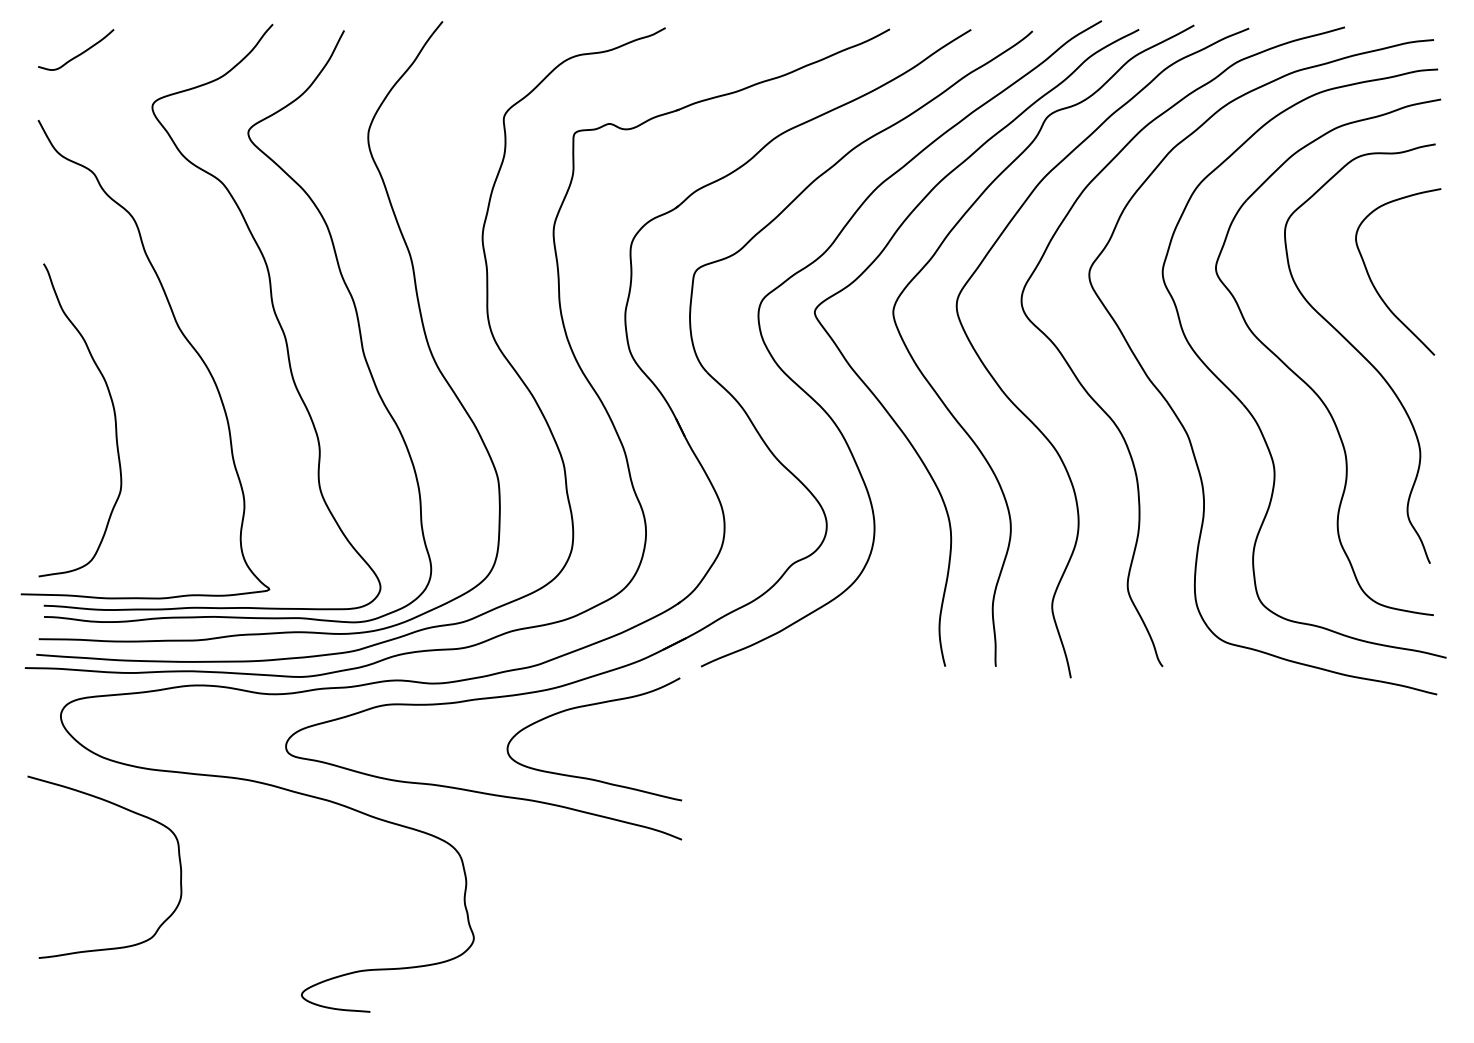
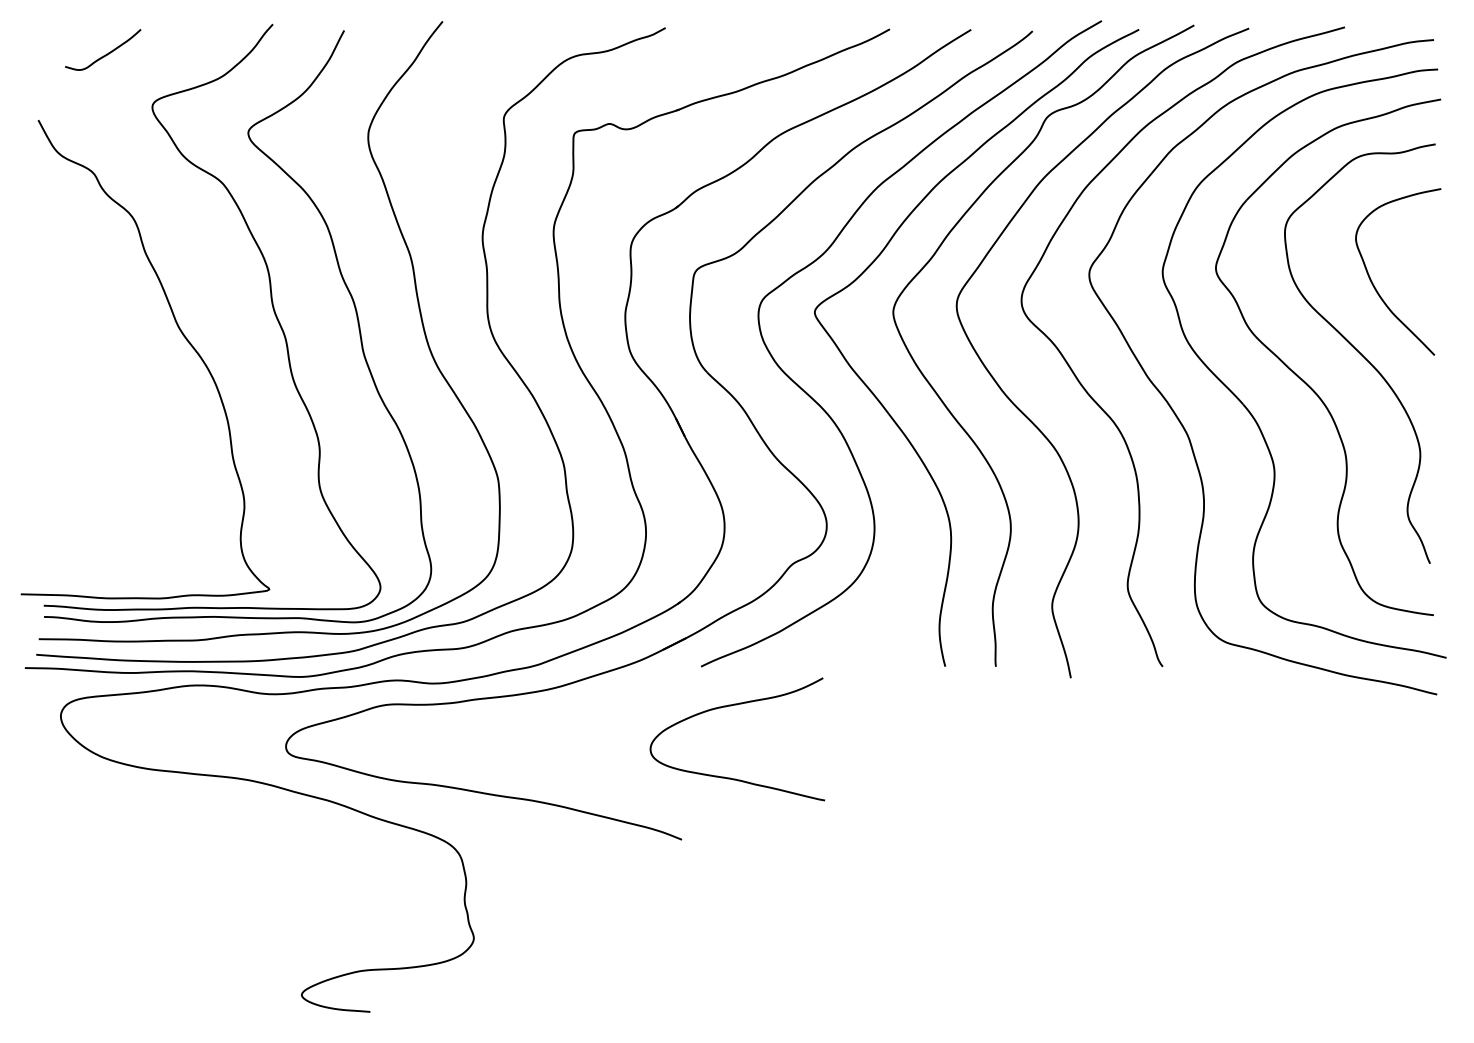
curve position: (79, 53) -> (106, 53) (106, 53)
curve: present -> none (113, 412)
curve position: (588, 706) -> (731, 706) (731, 706)
curve: present -> none (126, 810)
